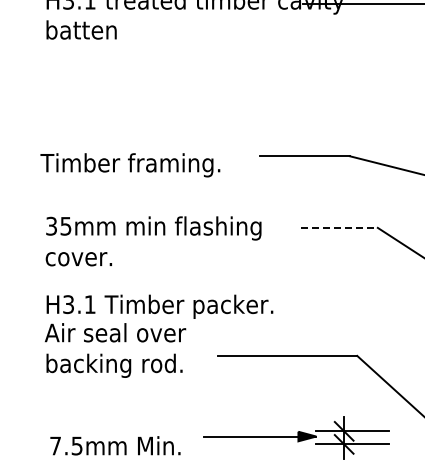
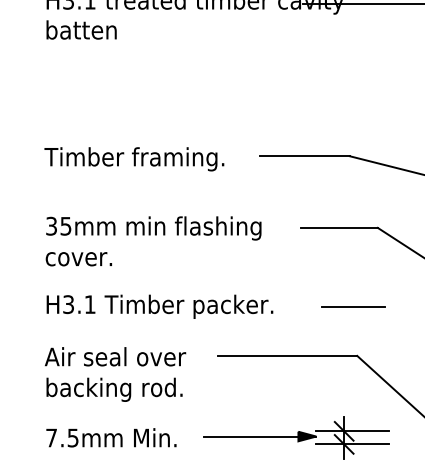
text position: (130, 165) -> (134, 159) (134, 159)
line: dashed -> solid (339, 227)
line: none -> present (353, 306)
text position: (115, 350) -> (115, 374) (115, 374)
text position: (115, 445) -> (111, 437) (111, 437)
